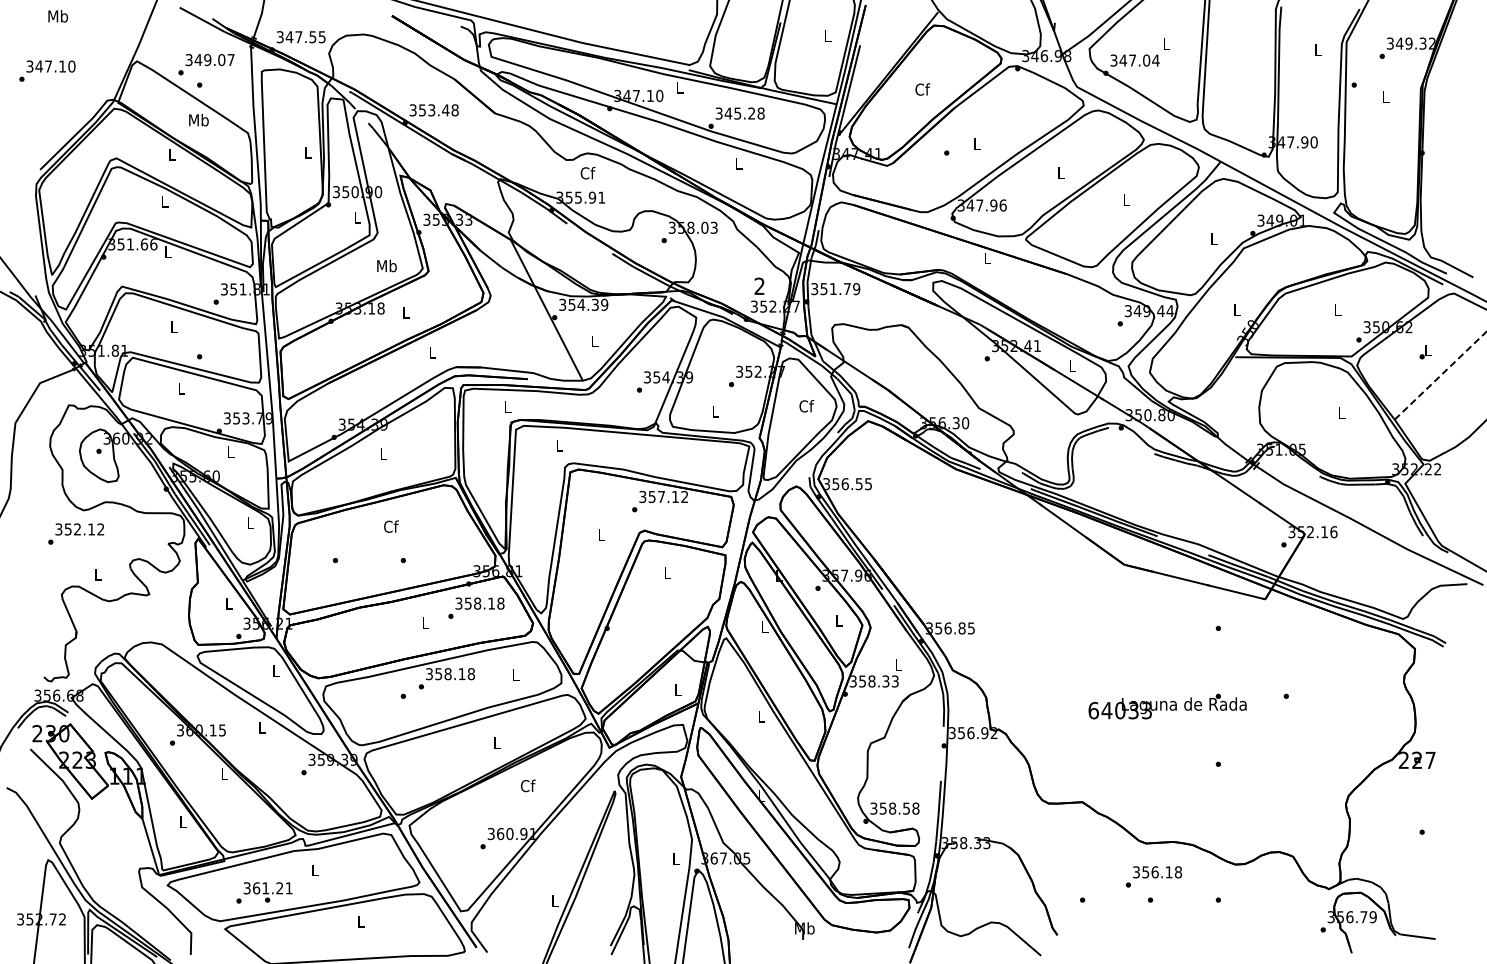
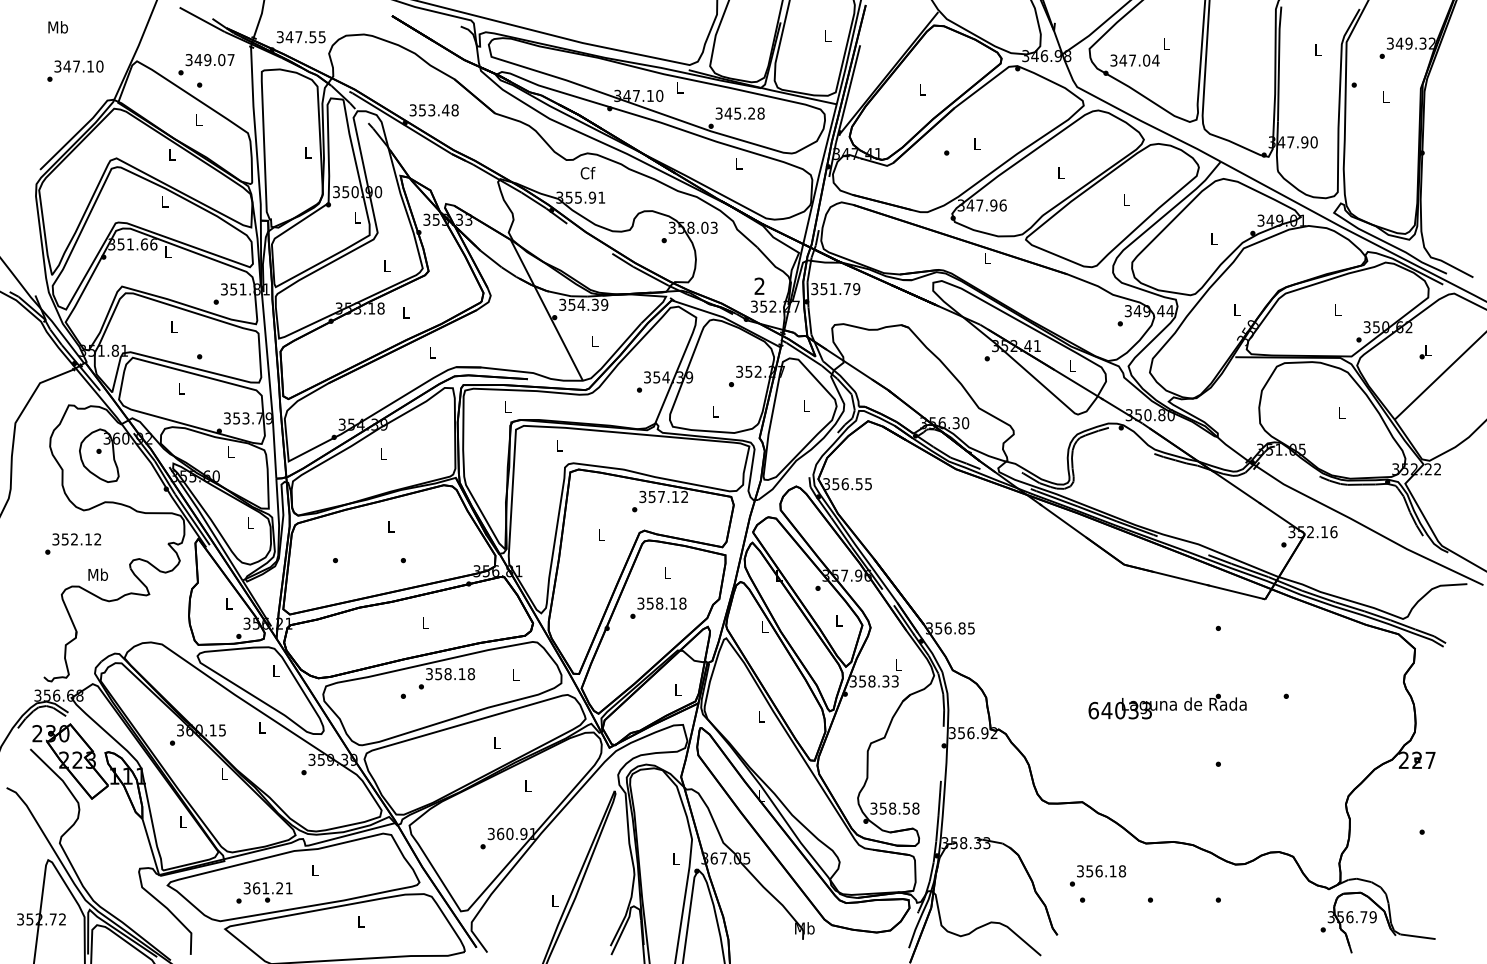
text position: (57, 16) -> (57, 27) (57, 27)
text position: (47, 70) -> (75, 70) (75, 70)
text: Cf -> L (922, 89)
text: Mb -> L (198, 119)
text: Mb -> L (386, 265)
line: dashed -> solid (1440, 375)
text: Cf -> L (806, 406)
text: Cf -> L (391, 526)
text position: (76, 533) -> (73, 543) (73, 543)
text: L -> Mb (98, 574)
text position: (476, 607) -> (658, 607) (658, 607)
text: Cf -> L (528, 785)
text position: (1153, 876) -> (1097, 875) (1097, 875)
